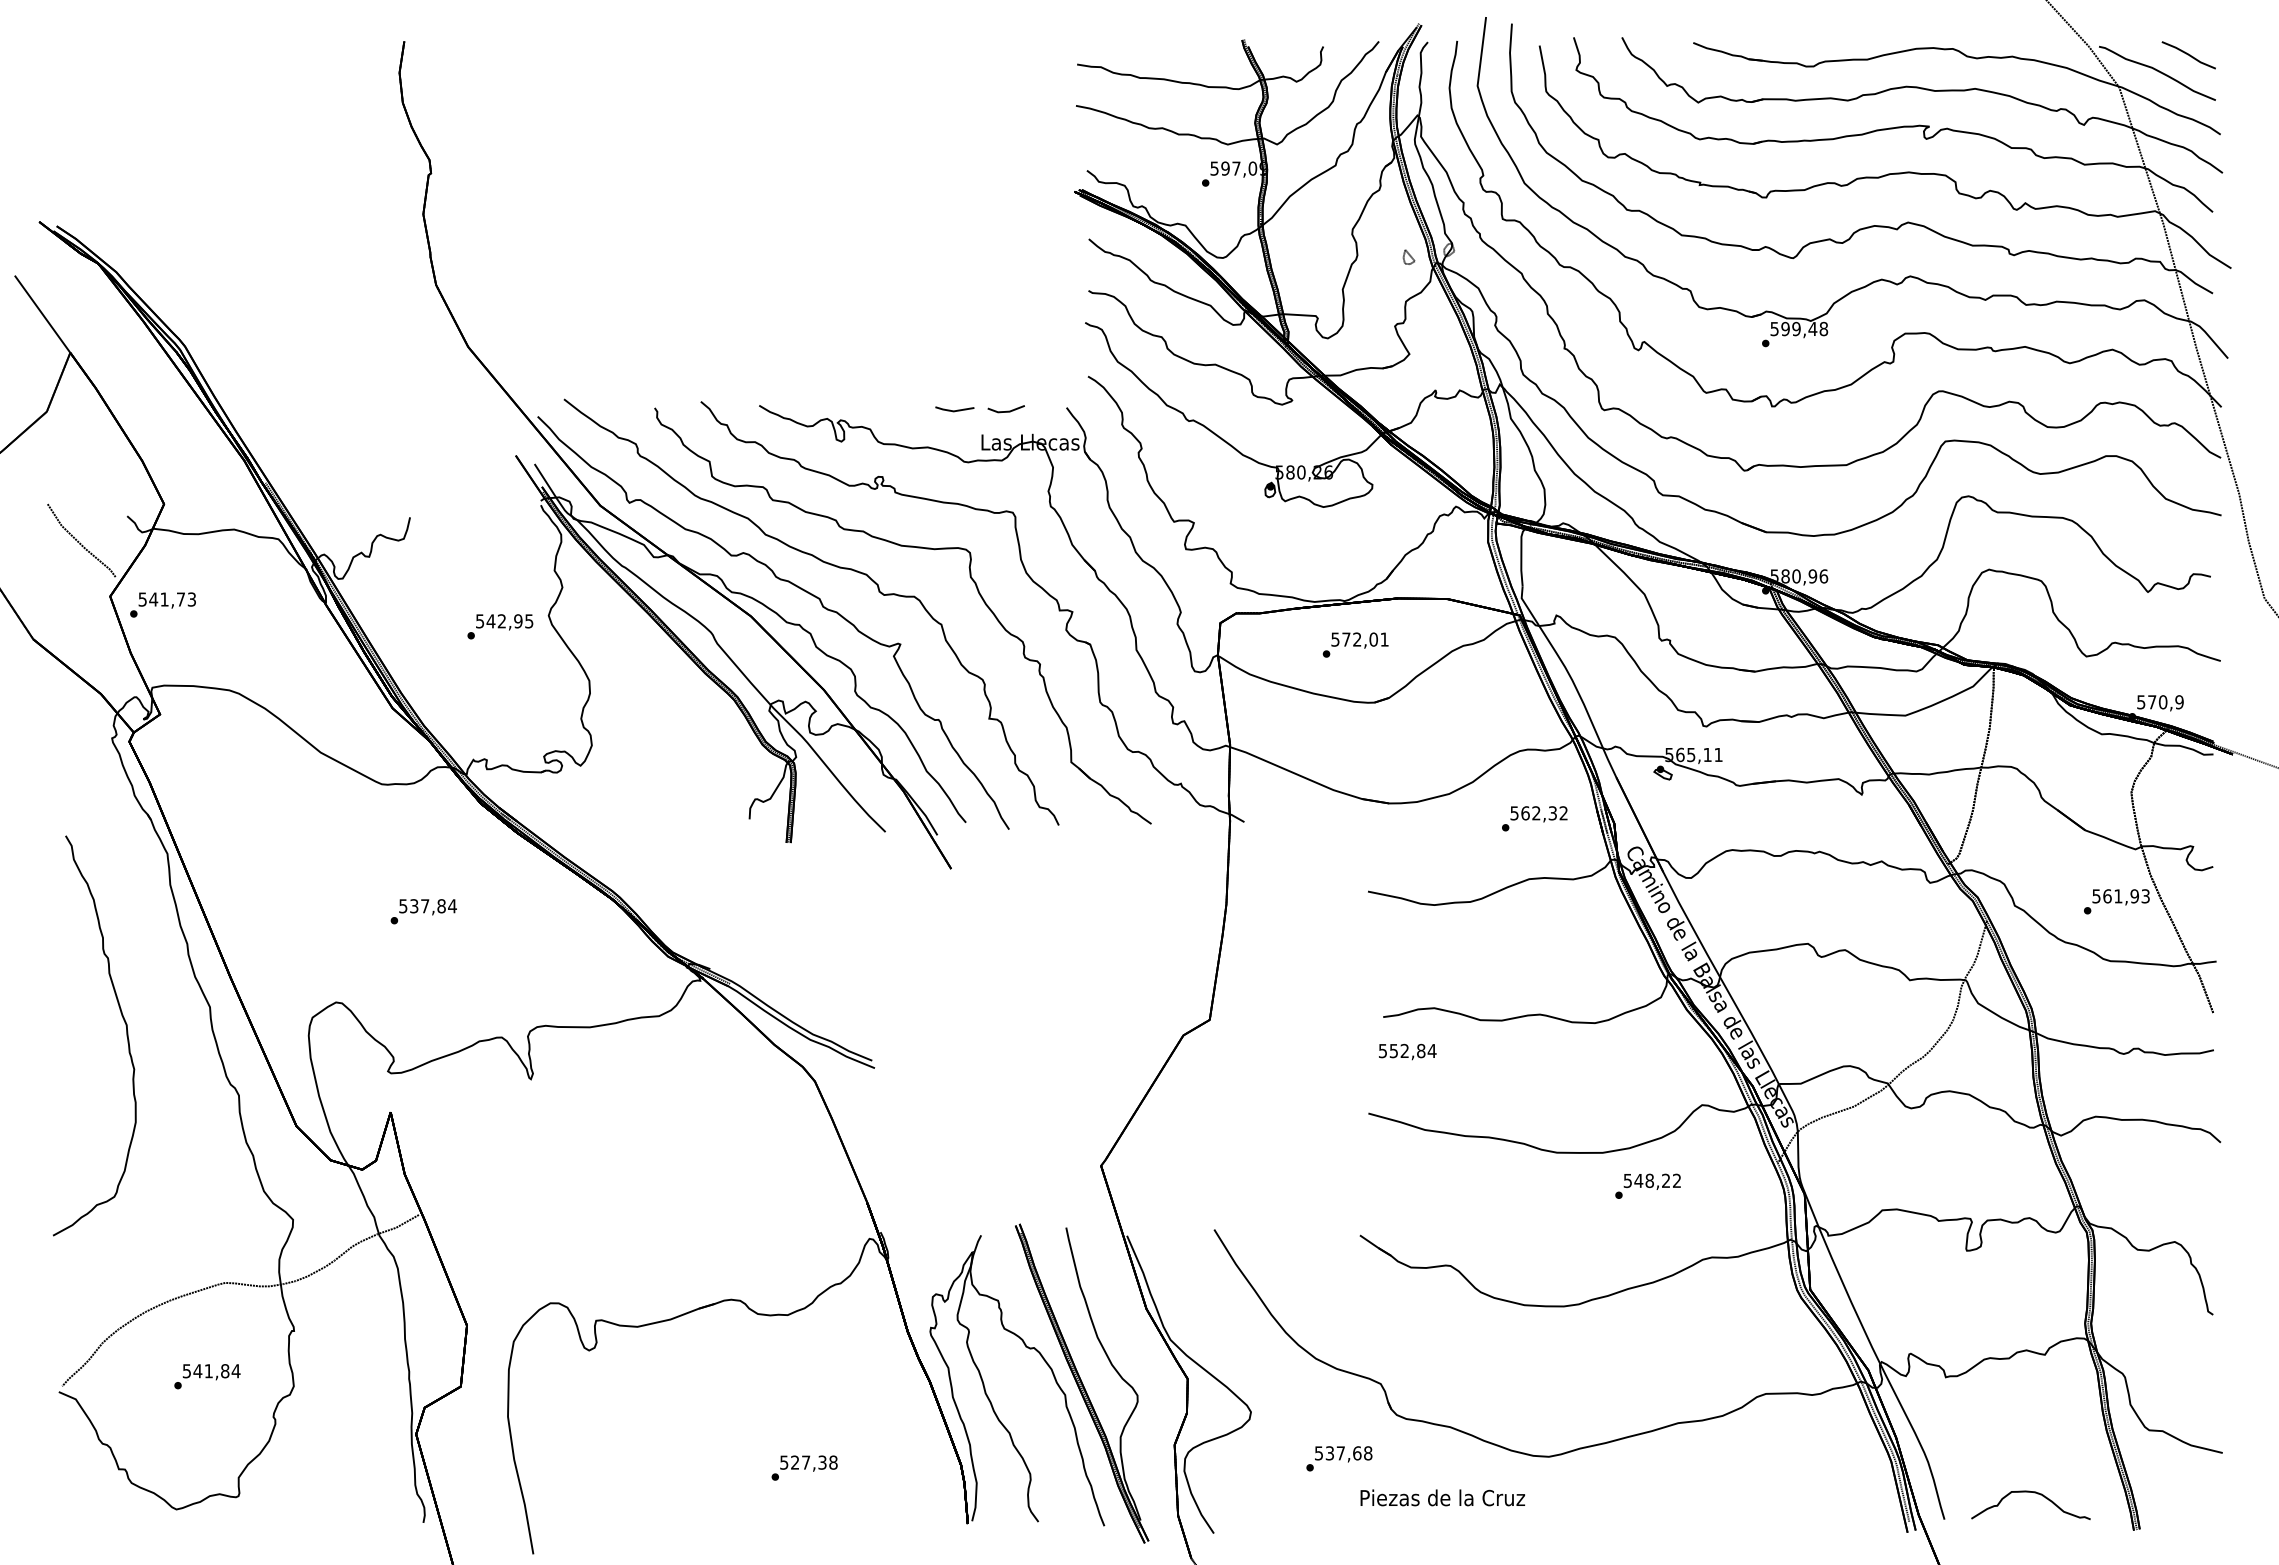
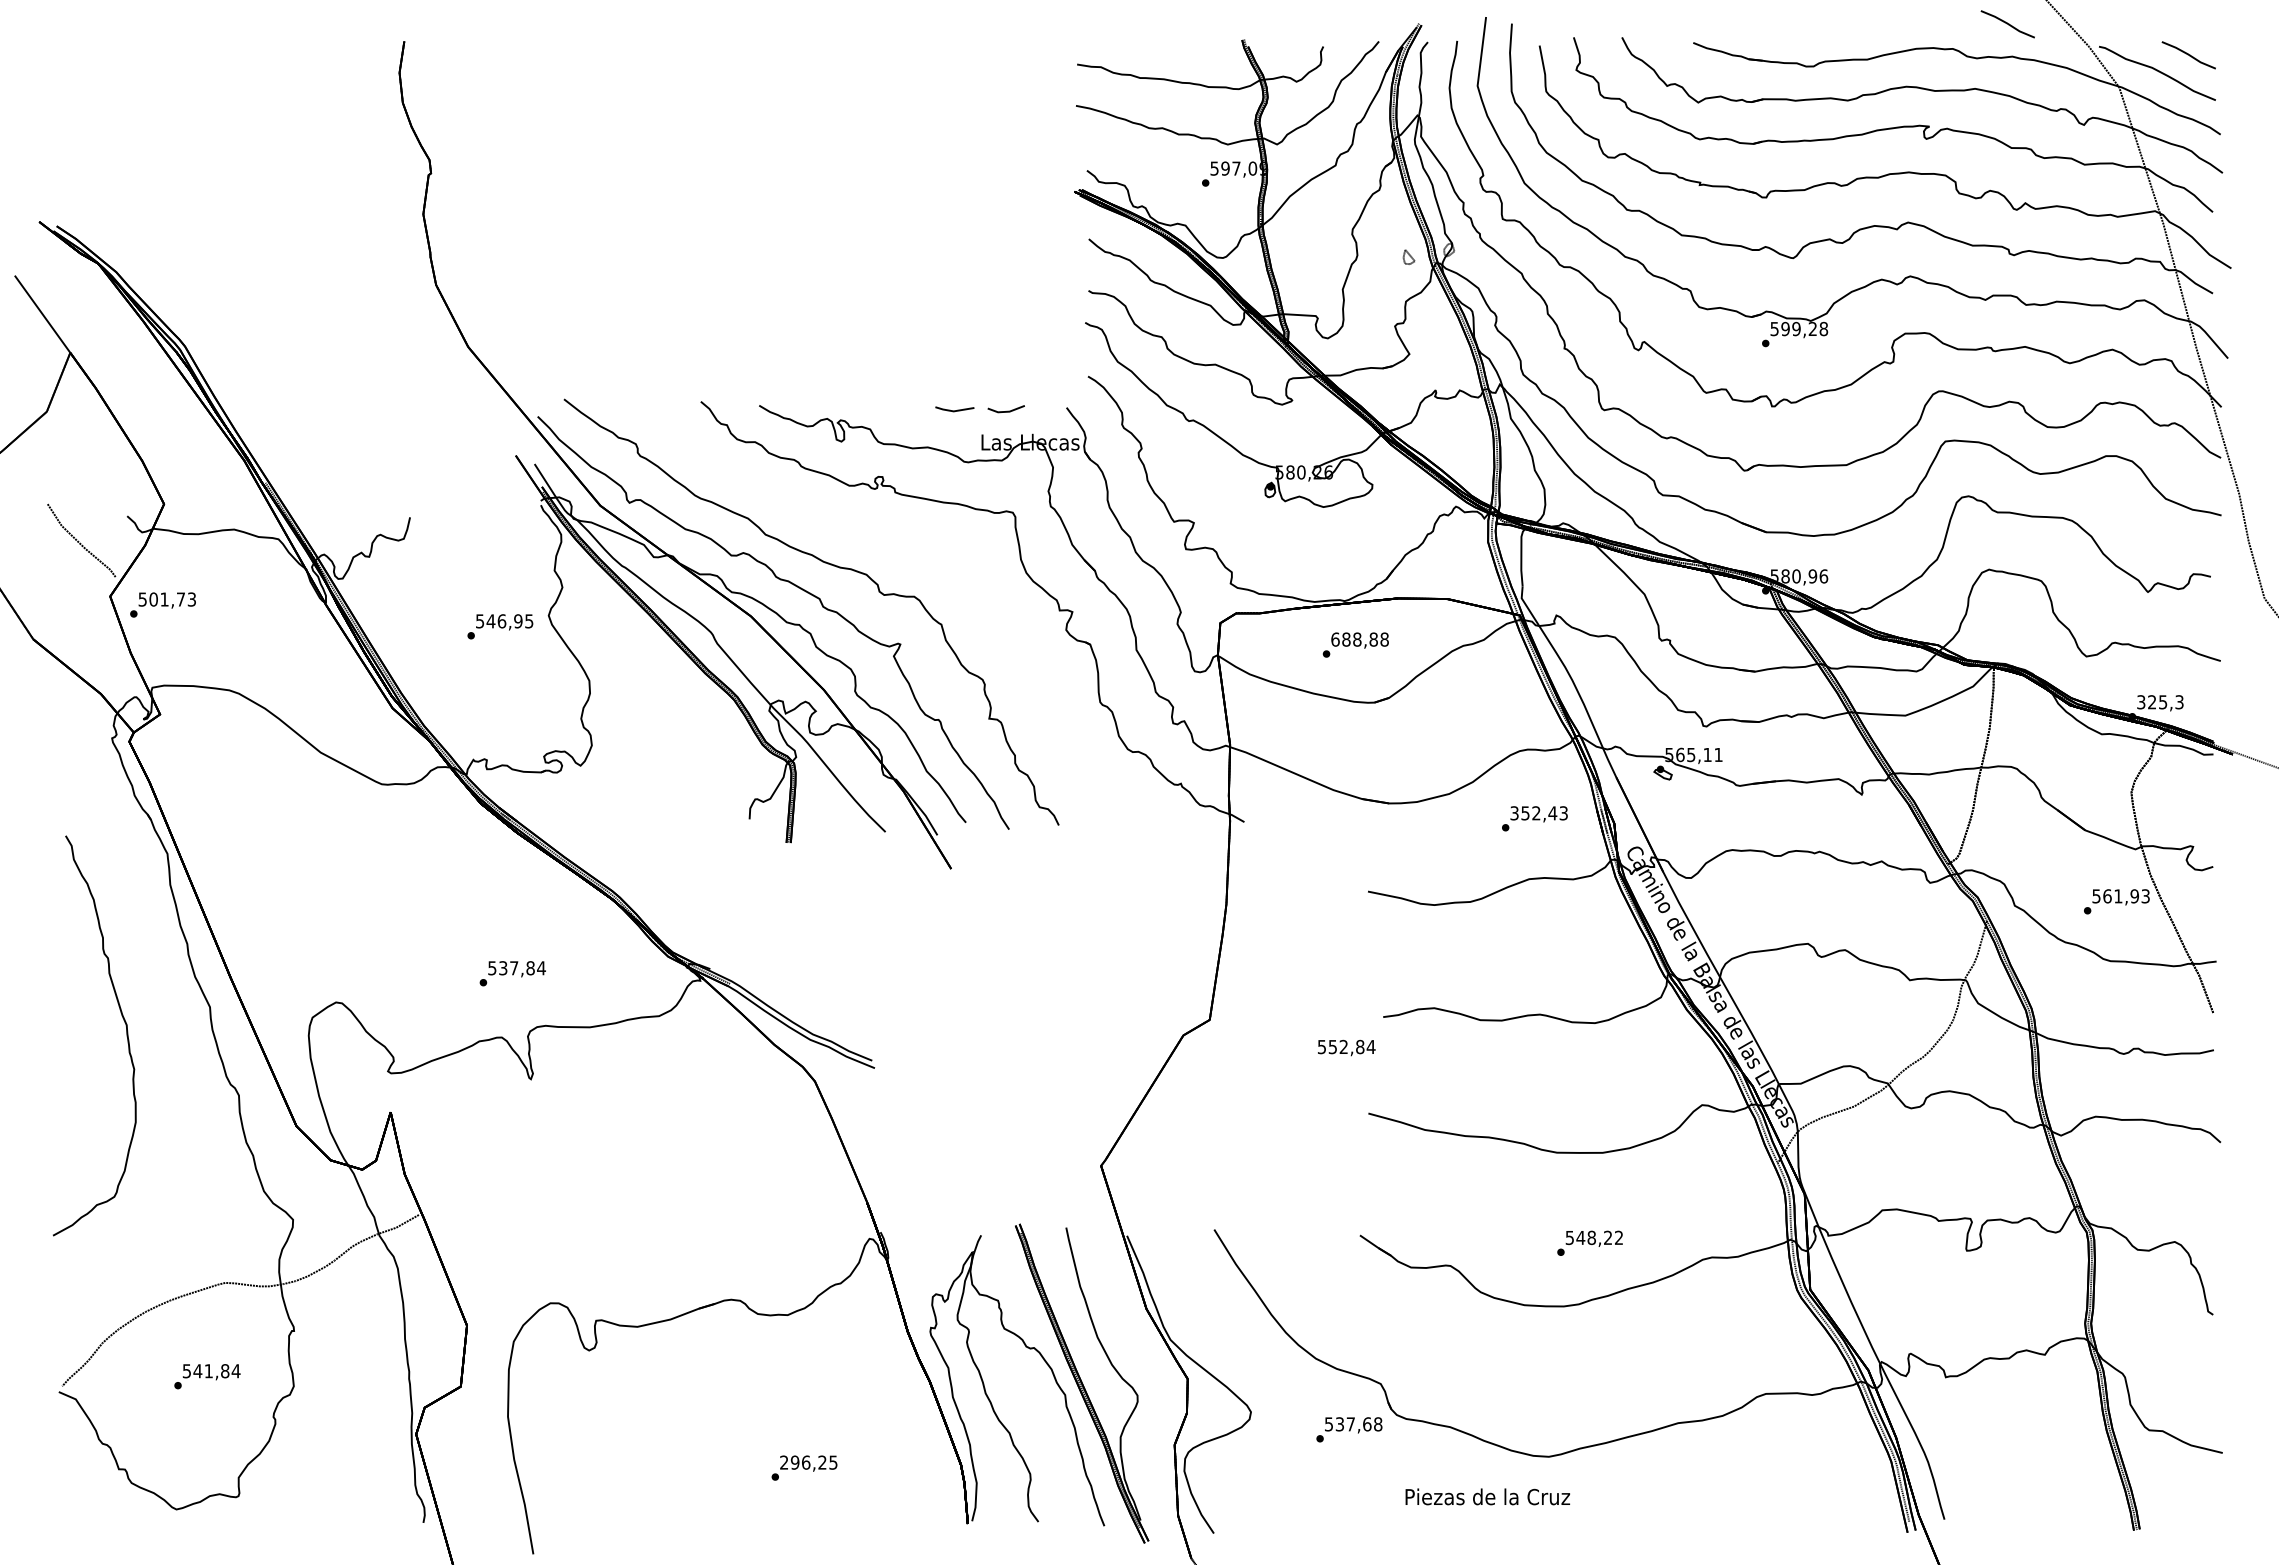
line: none -> present (2007, 24)
text: 599,48 -> 599,28 (1812, 328)
part: present -> none (906, 547)
text: 541,73 -> 501,73 (153, 599)
text: 542,95 -> 546,95 (501, 621)
text: 572,01 -> 688,88 (1359, 639)
text: 570,9 -> 325,3 (2160, 702)
text: 562,32 -> 352,43 (1538, 813)
text position: (423, 911) -> (512, 973) (512, 973)
text position: (1407, 1051) -> (1346, 1047) (1346, 1047)
text position: (1647, 1185) -> (1589, 1242) (1589, 1242)
text position: (1339, 1458) -> (1349, 1429) (1349, 1429)
text: 527,38 -> 296,25 (808, 1462)
curve: present -> none (2034, 1493)
text position: (1442, 1497) -> (1487, 1496) (1487, 1496)
